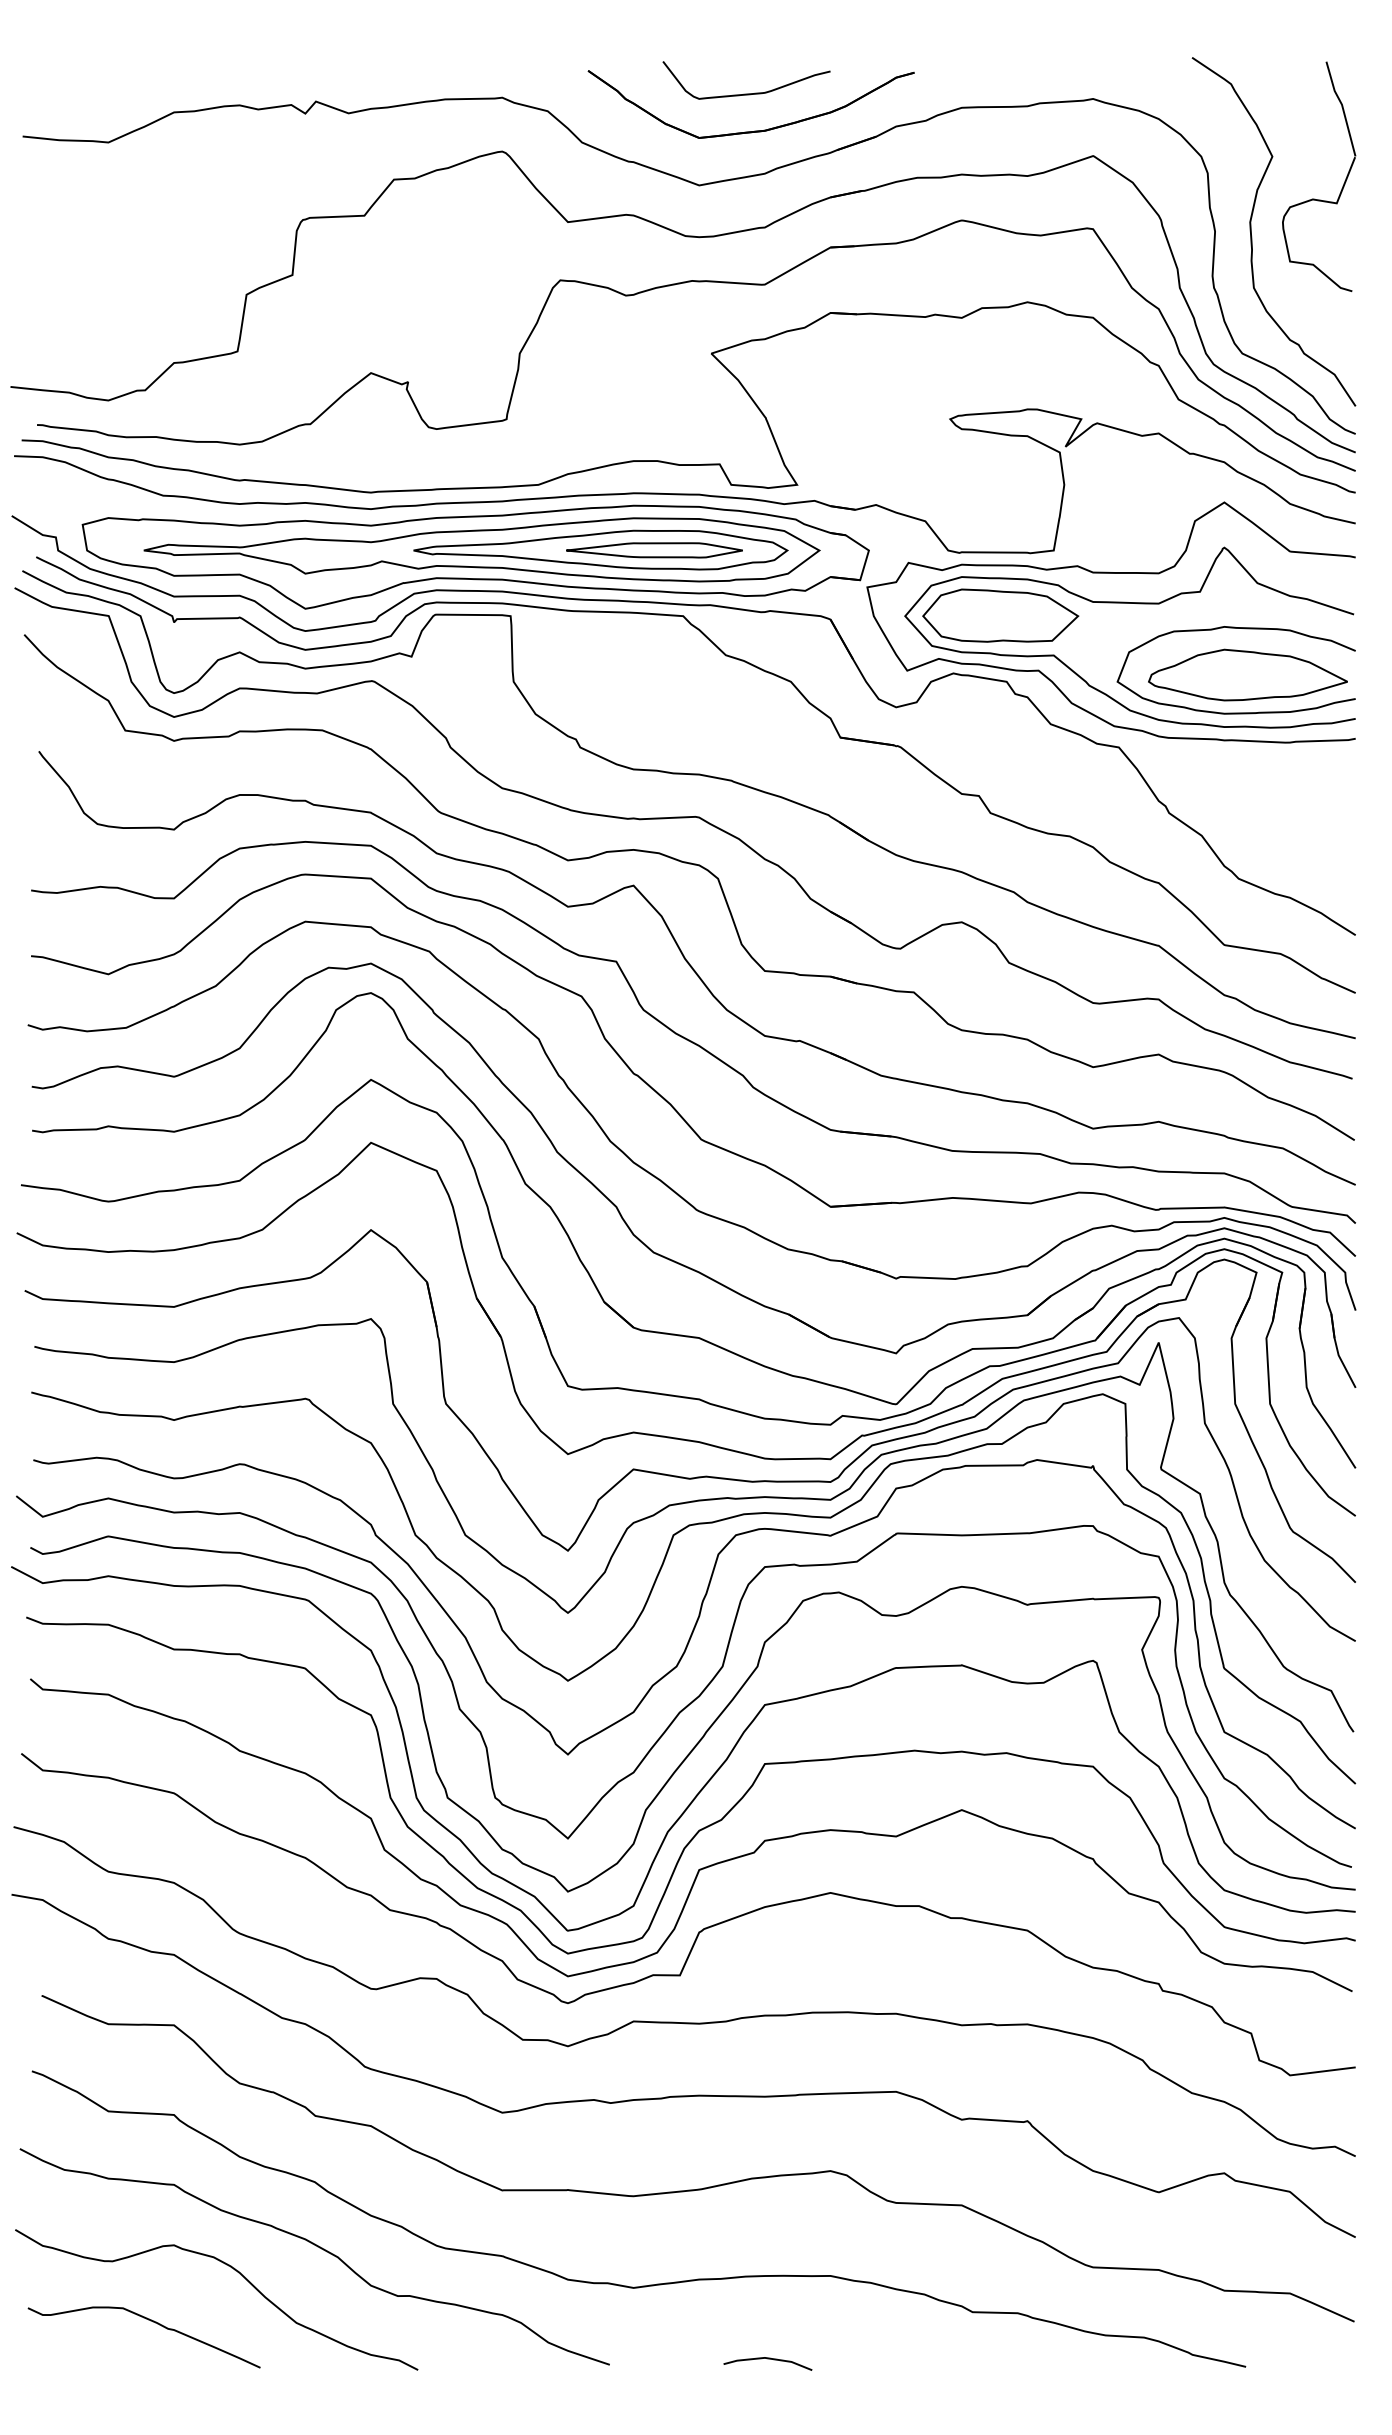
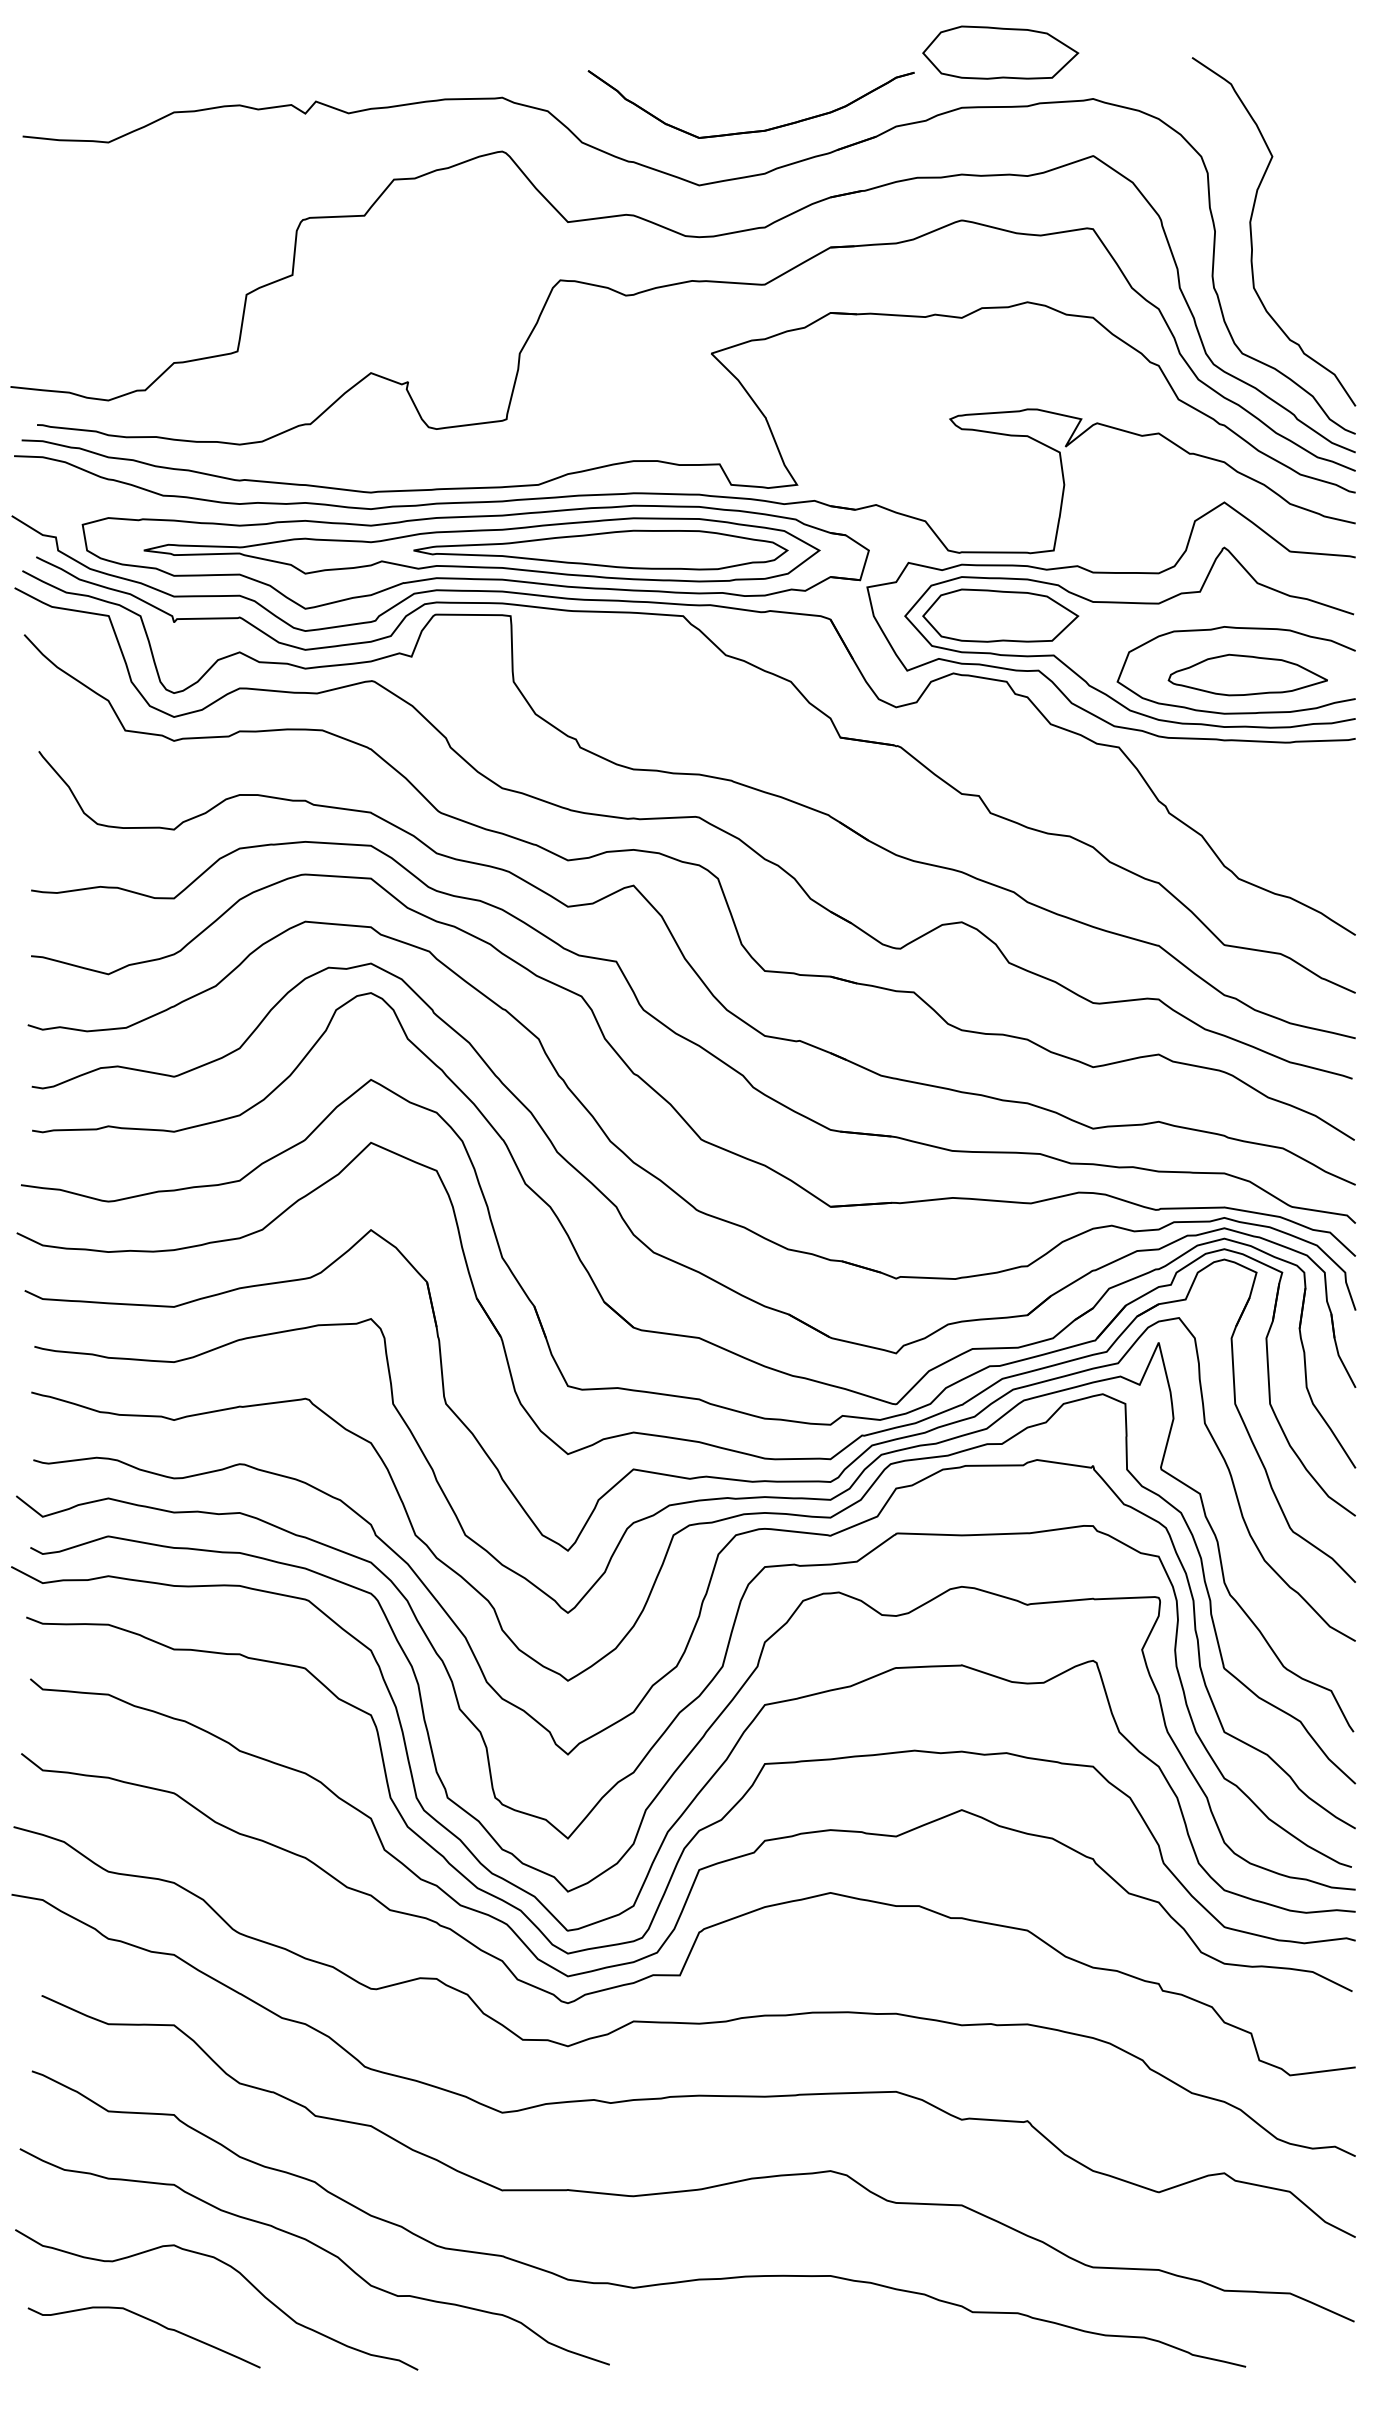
part: none -> present (1000, 52)
curve: present -> none (746, 93)
part: present -> none (1314, 198)
part: present -> none (654, 550)
part size: 200x54 px -> 161x44 px (1247, 674)
line: present -> none (767, 2359)
